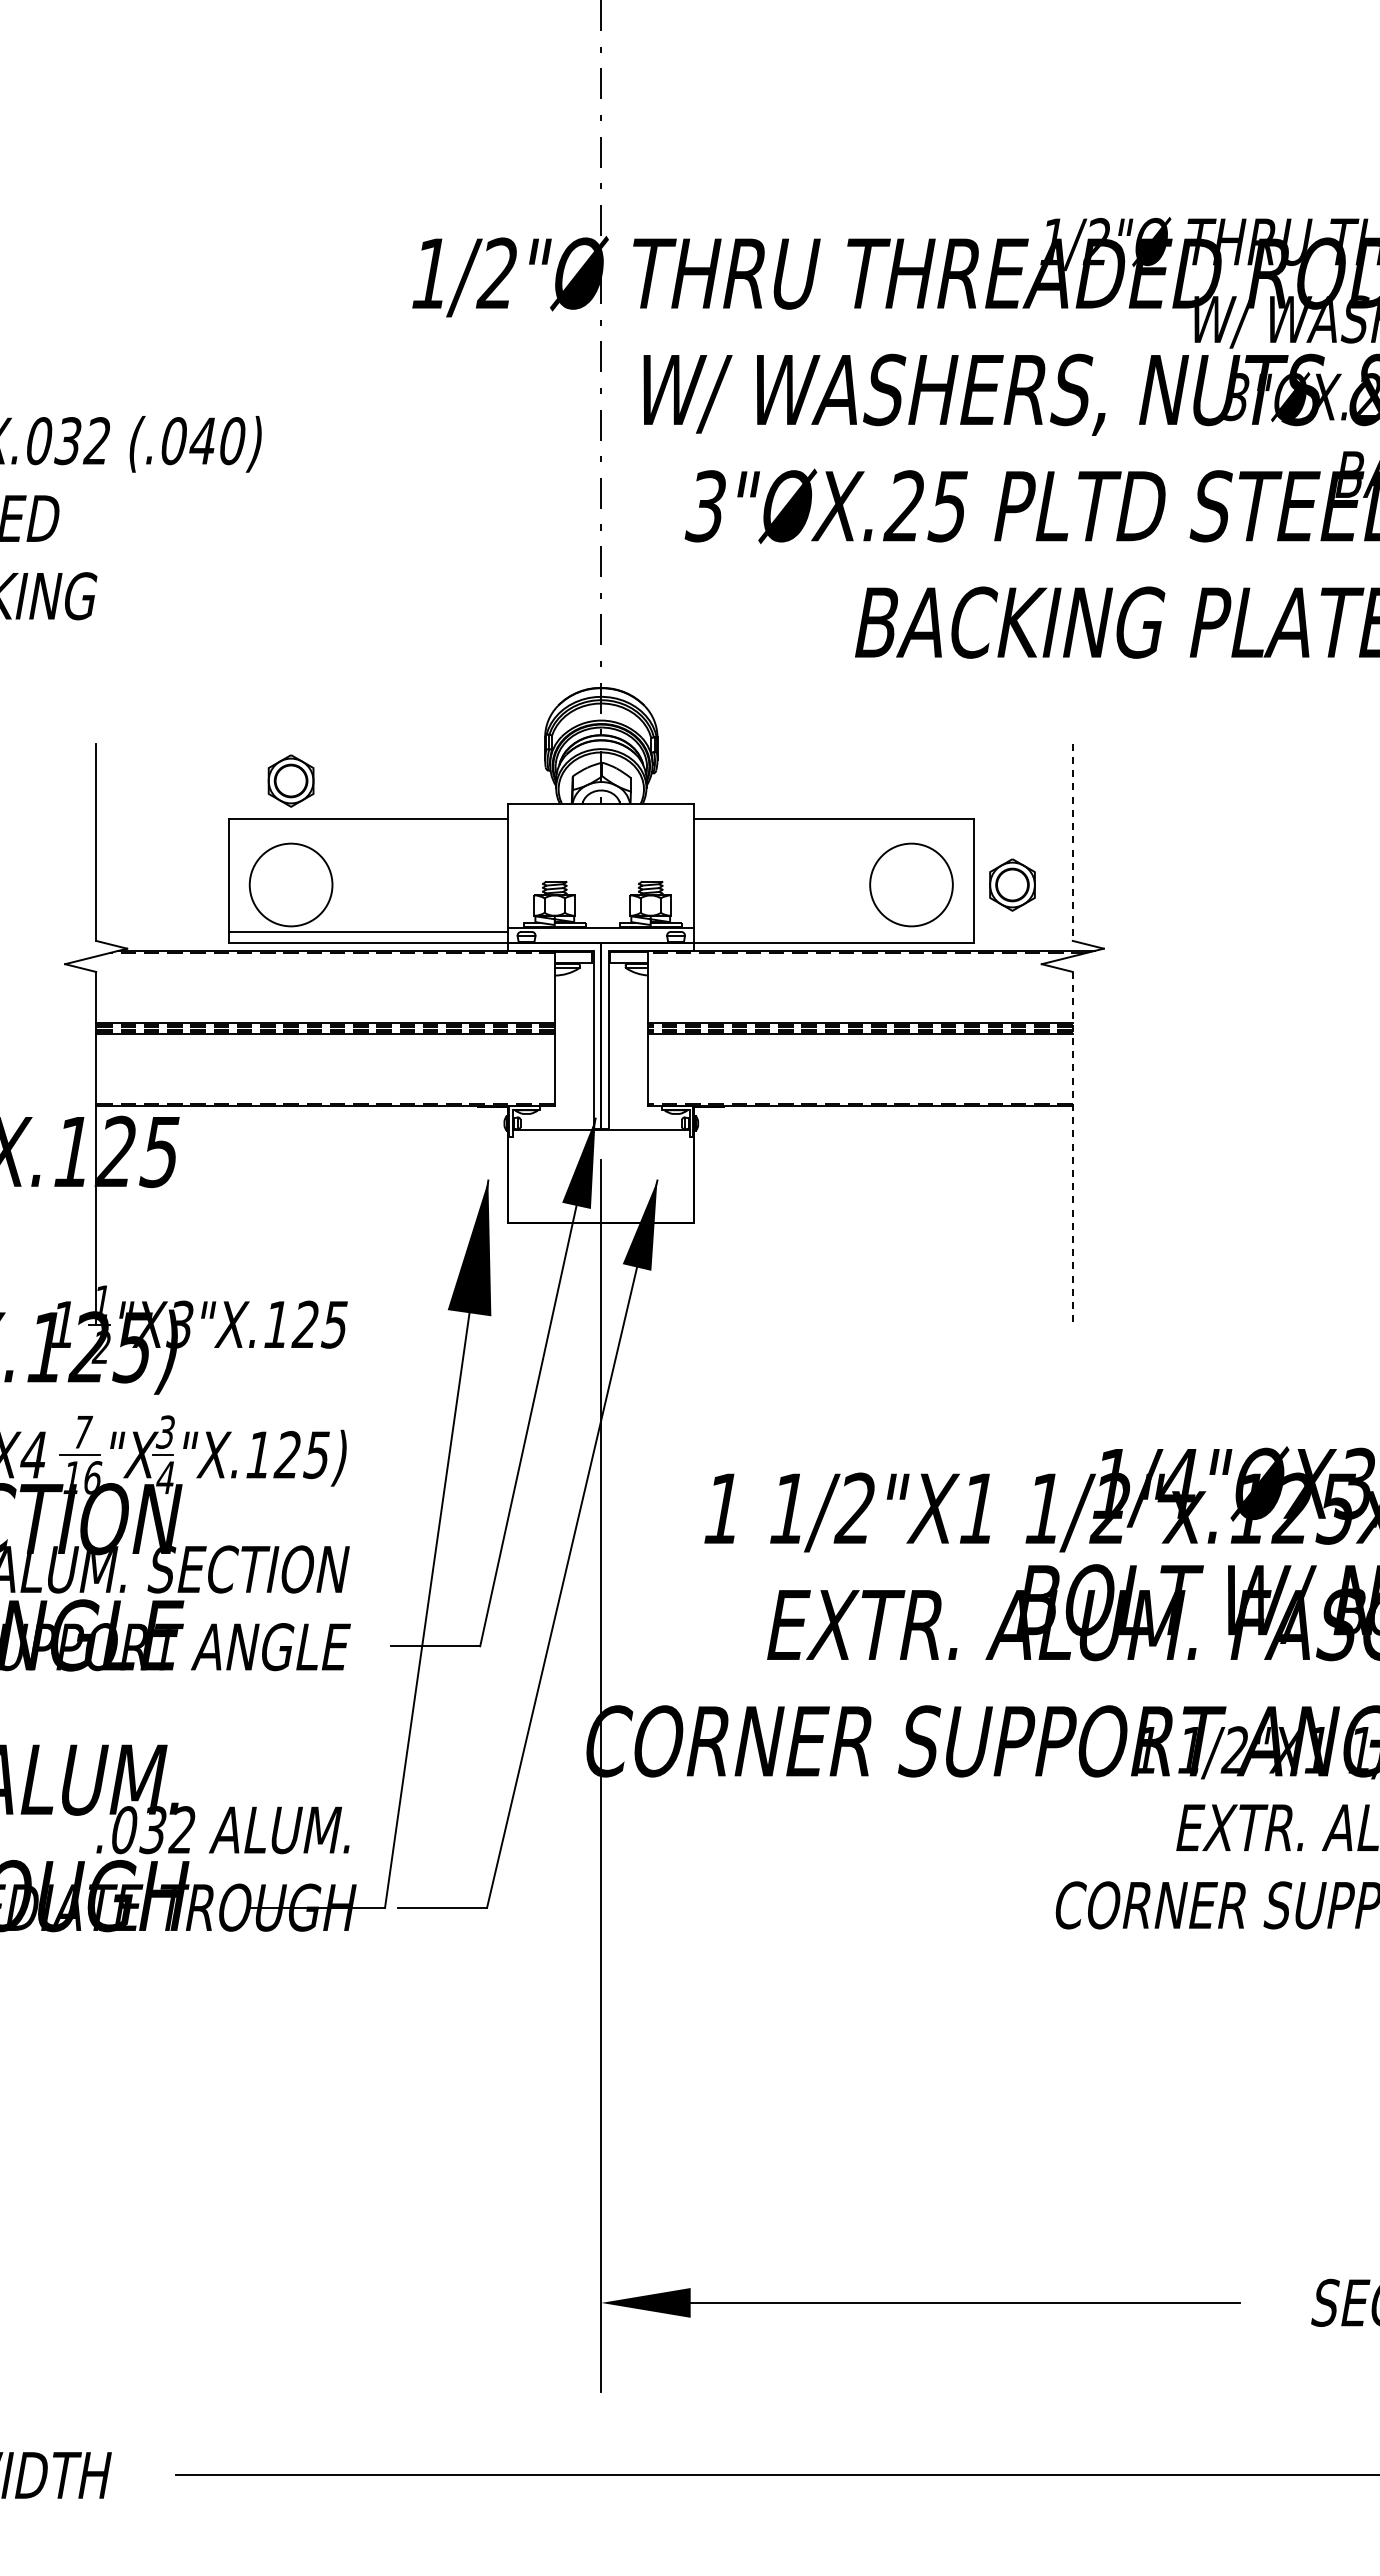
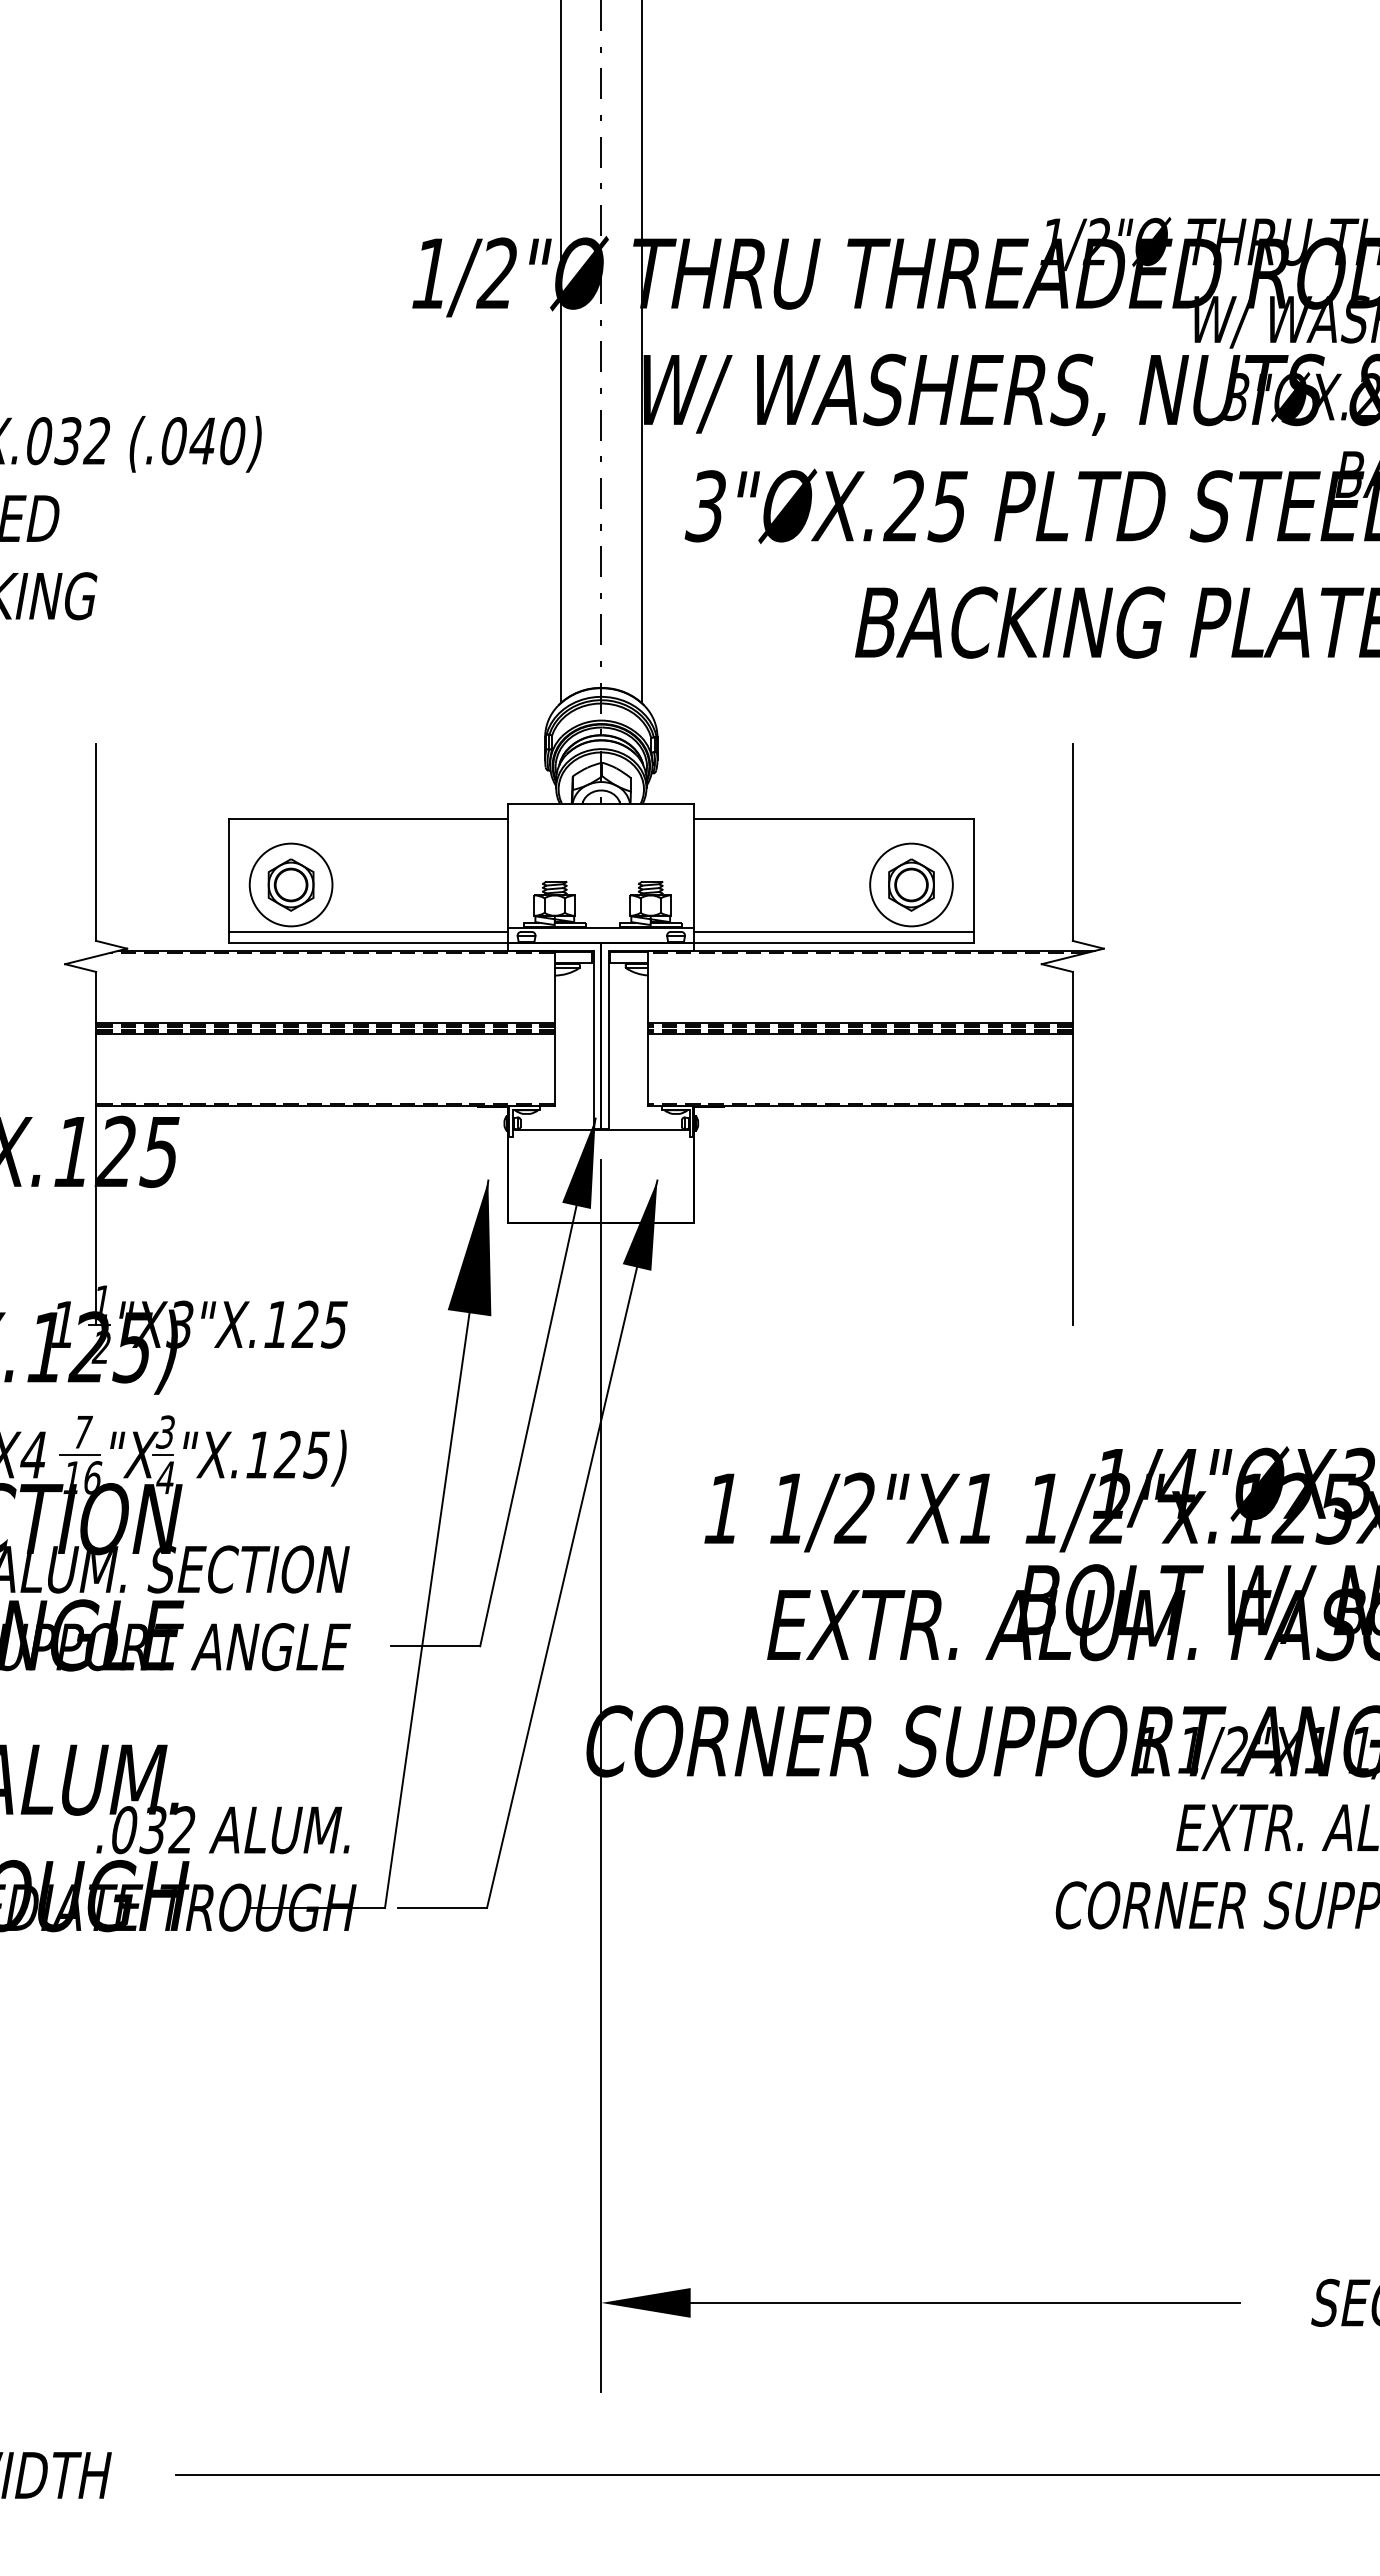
line: none -> present (560, 352)
line: none -> present (642, 352)
part position: (290, 780) -> (290, 884) (290, 884)
line: dashed -> solid (1072, 842)
part position: (1012, 884) -> (911, 884) (911, 884)
line: none -> present (833, 931)
line: dashed -> solid (1072, 1148)
